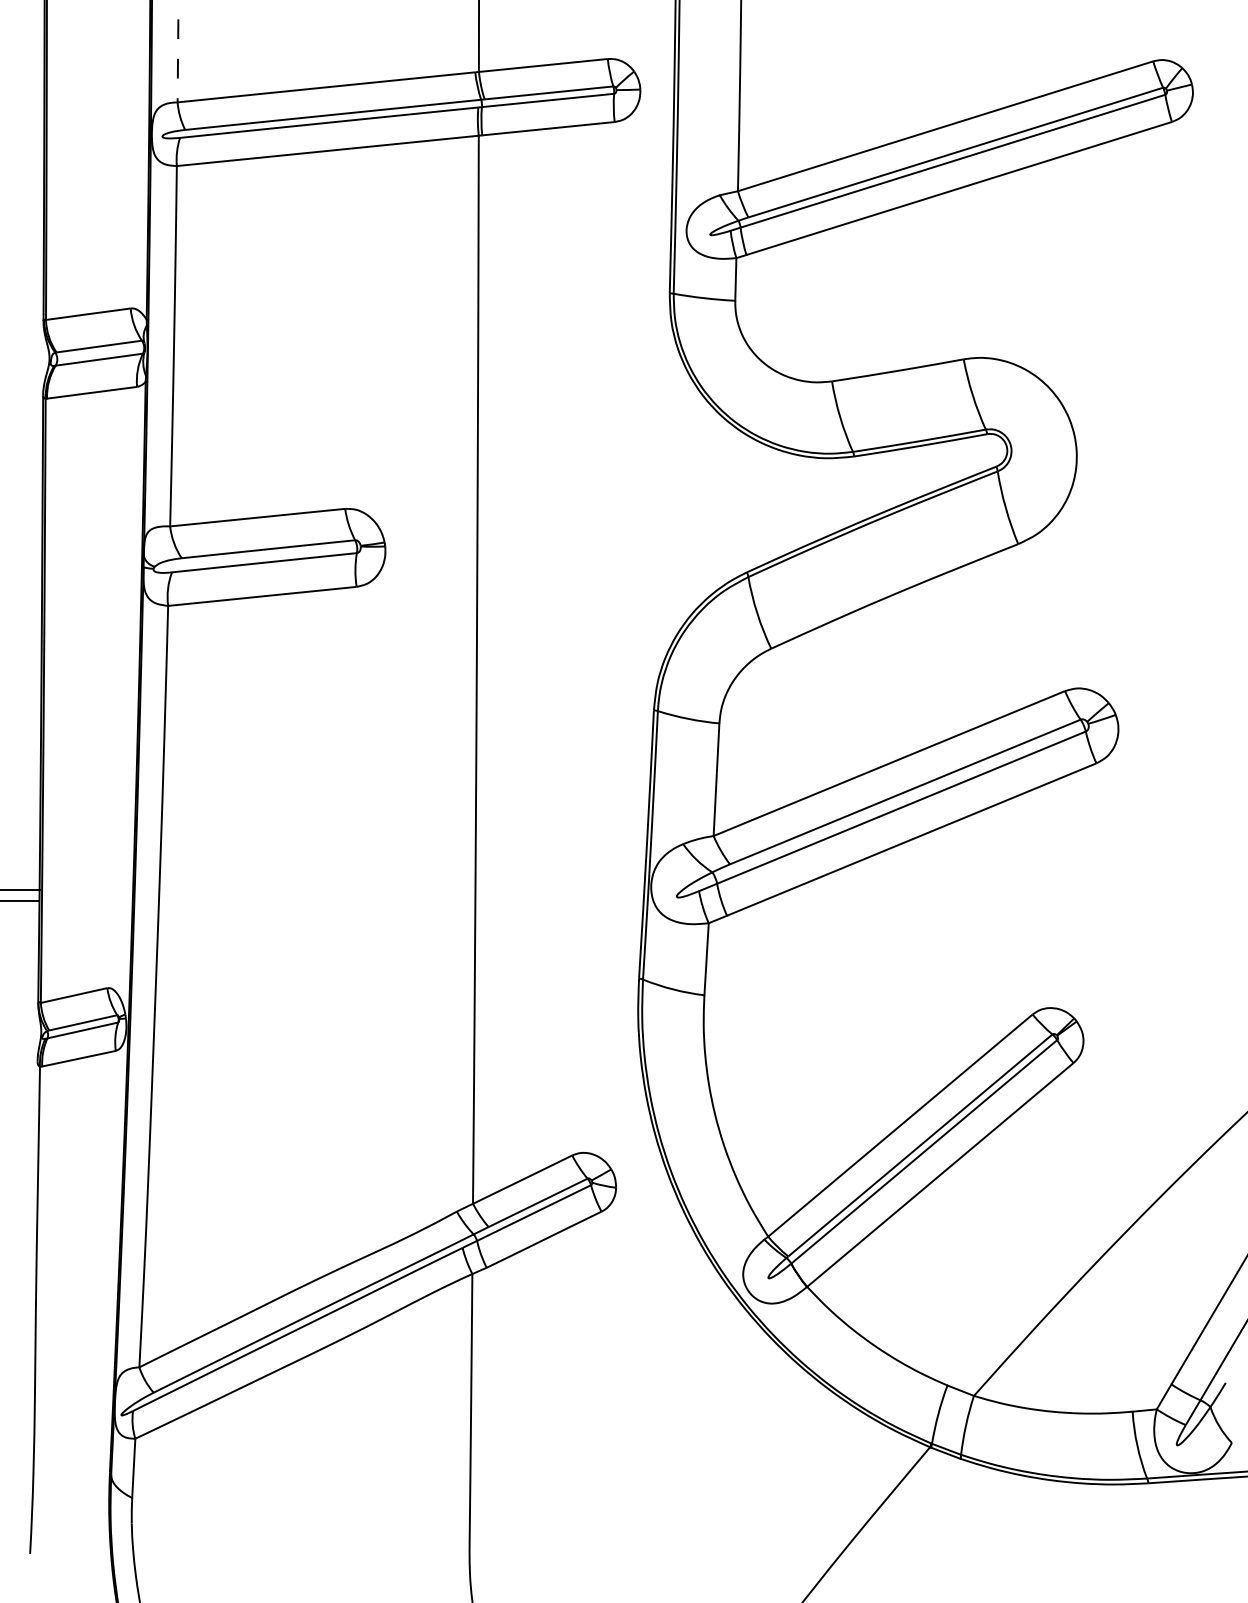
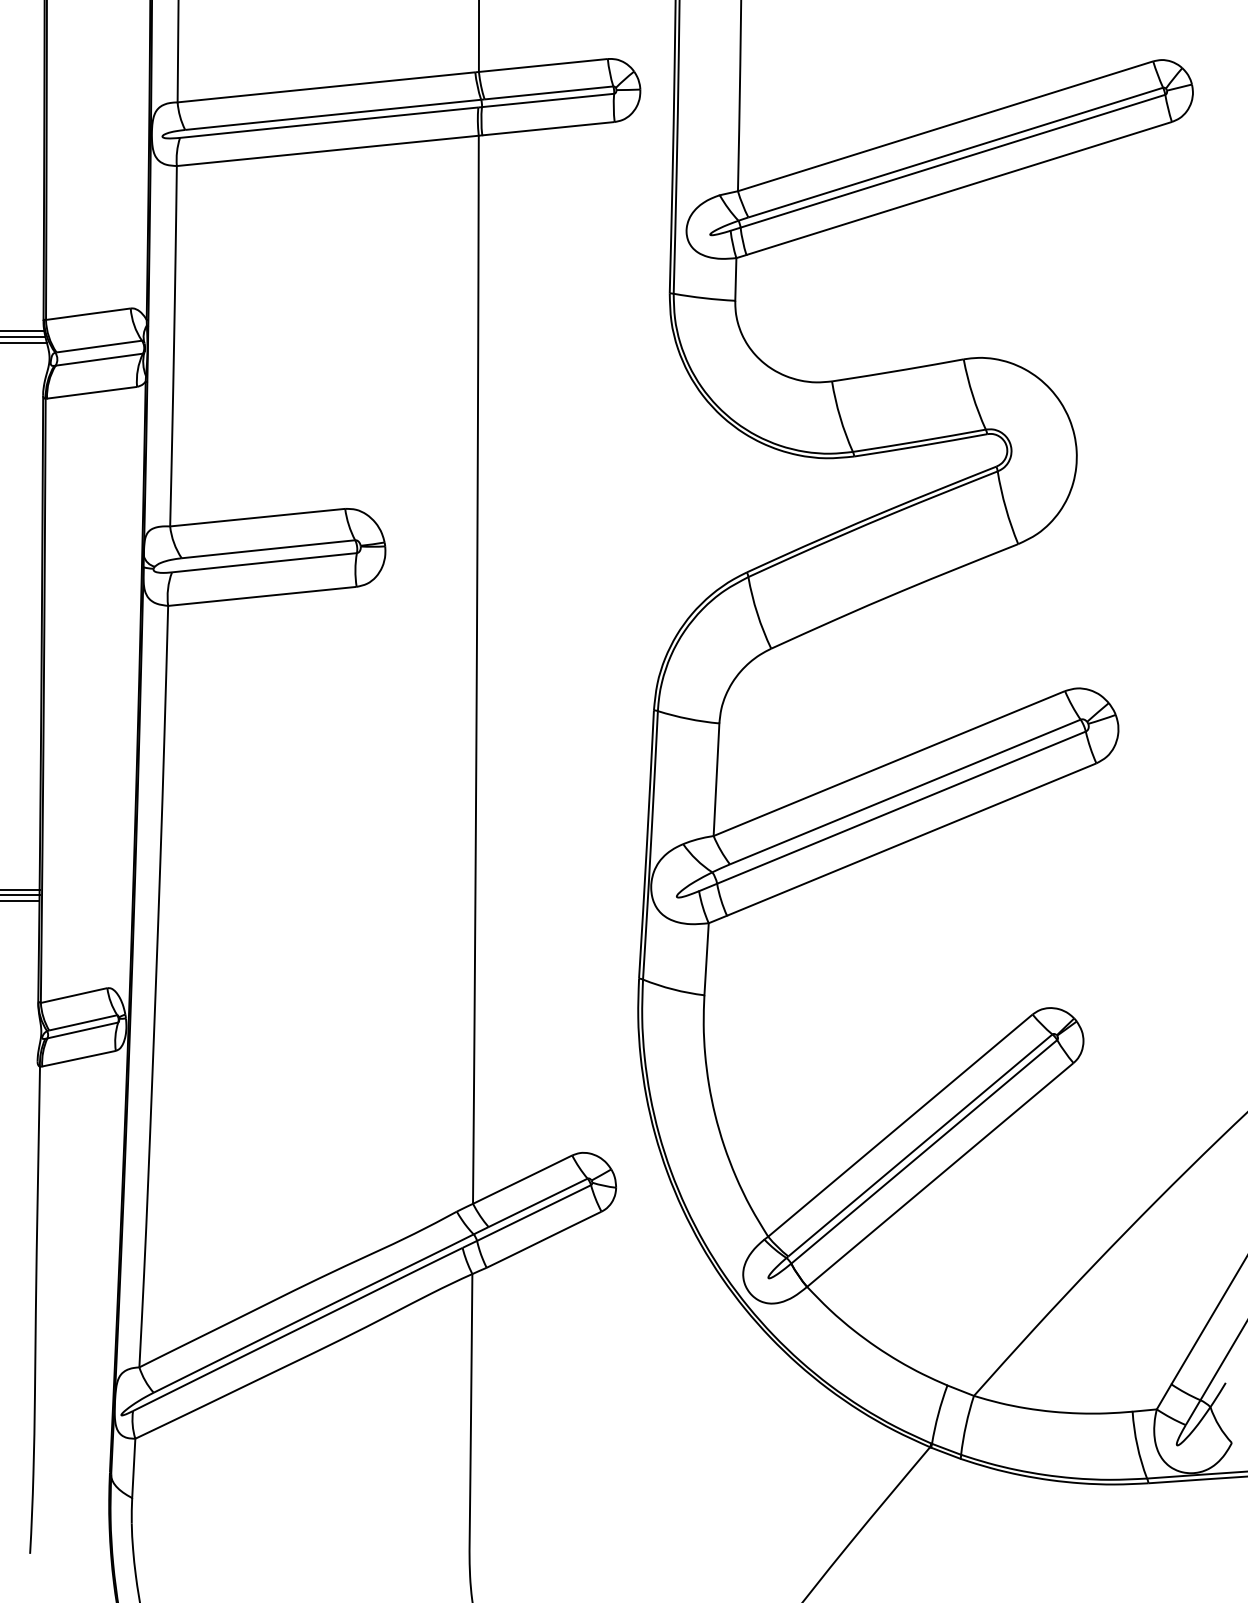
line: dashed -> solid (178, 51)
line: none -> present (23, 331)
line: none -> present (23, 336)
line: none -> present (24, 342)
line: none -> present (20, 895)
